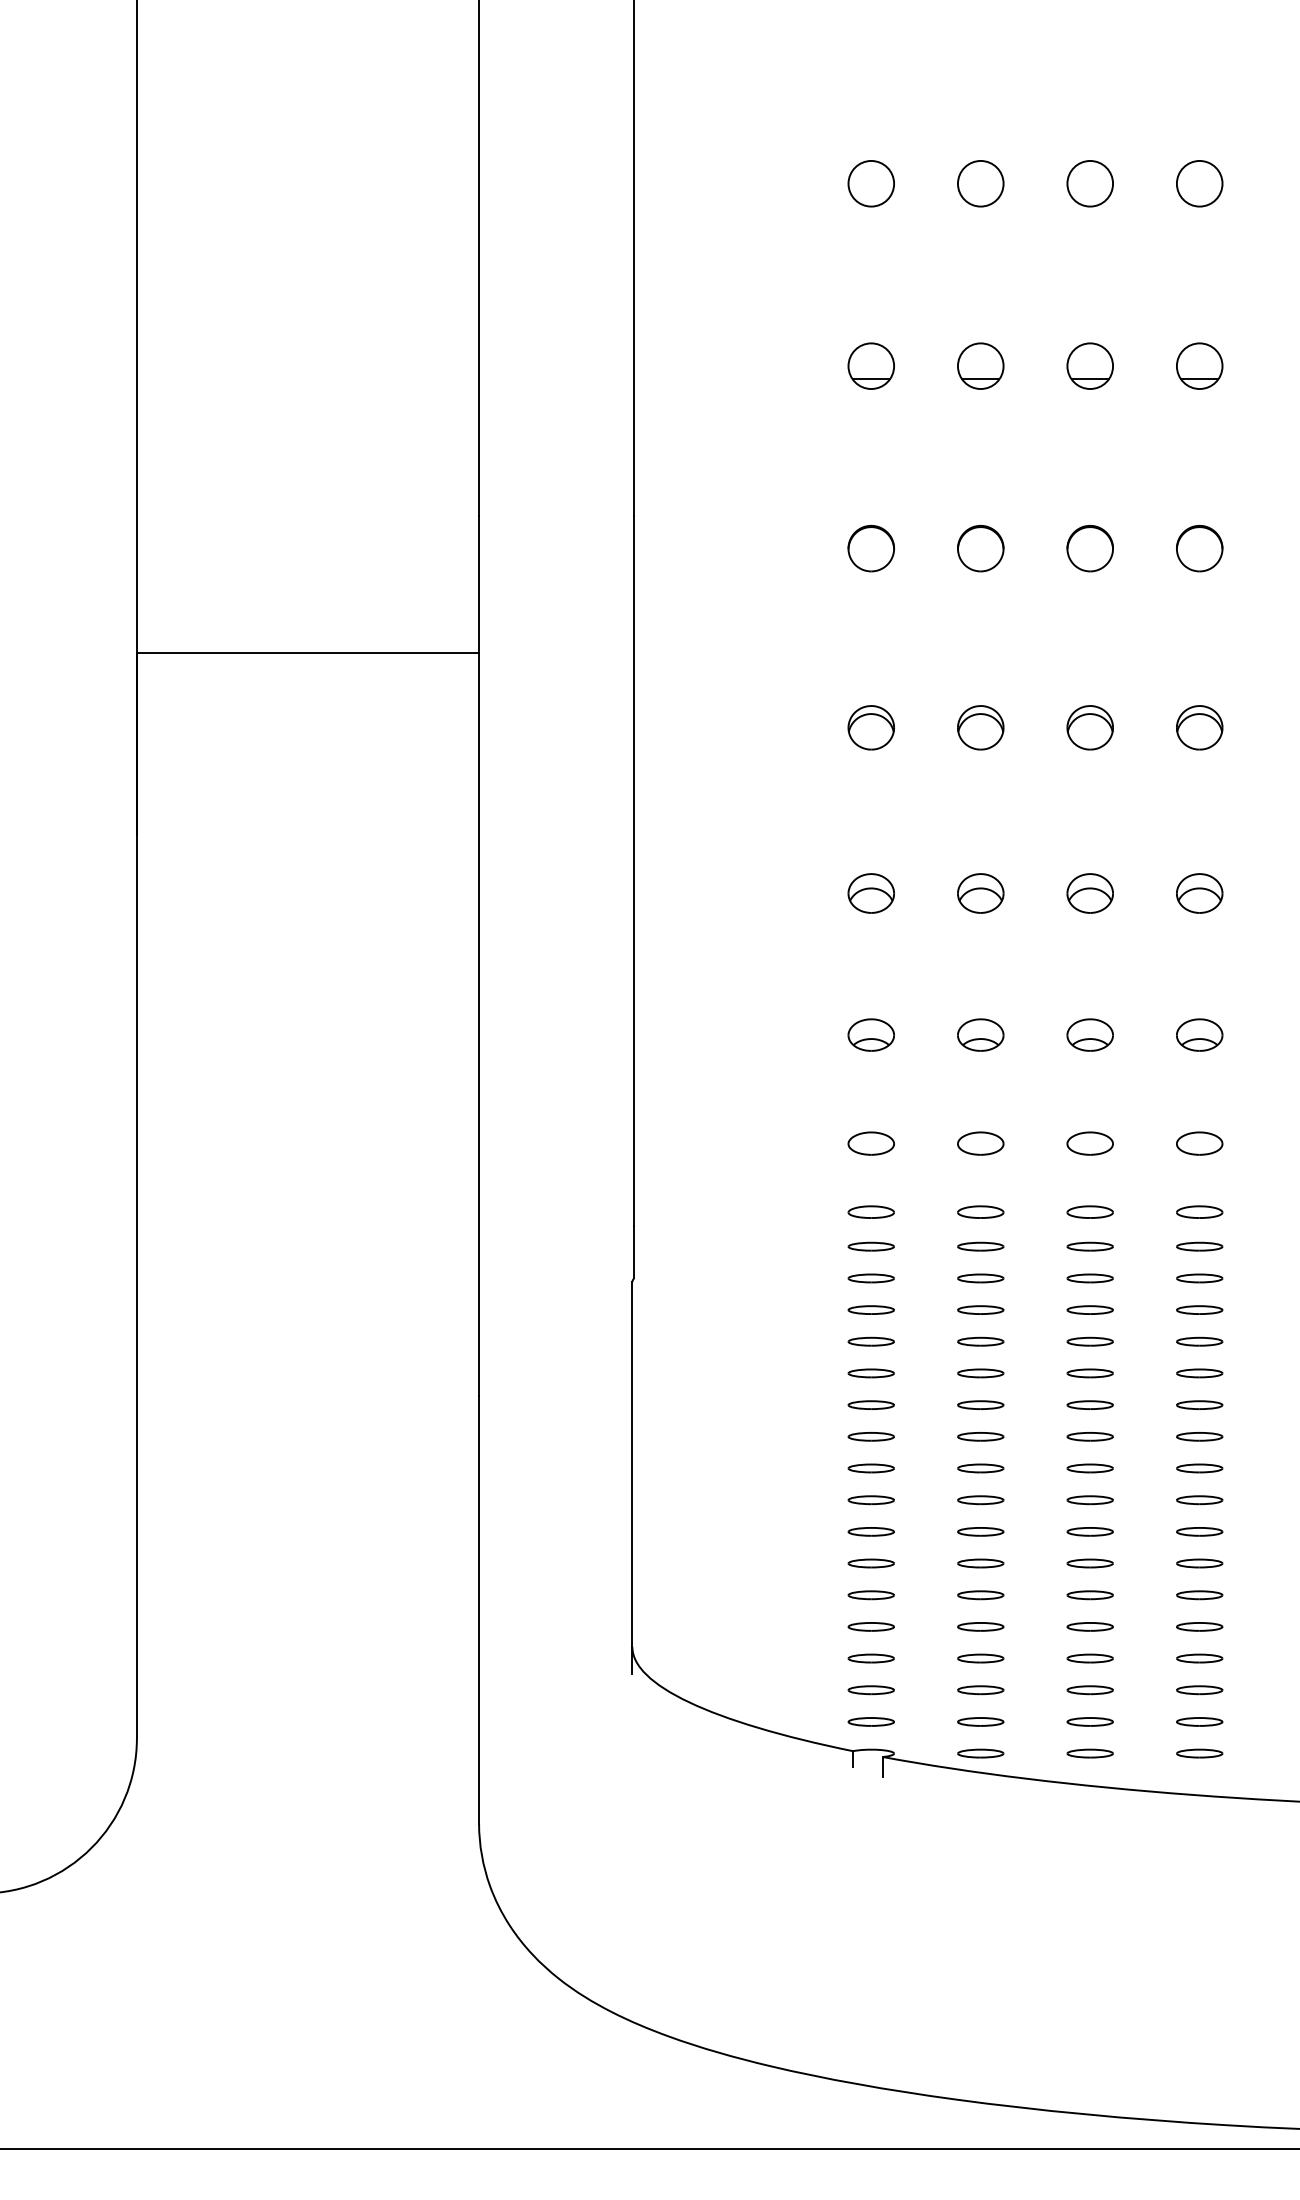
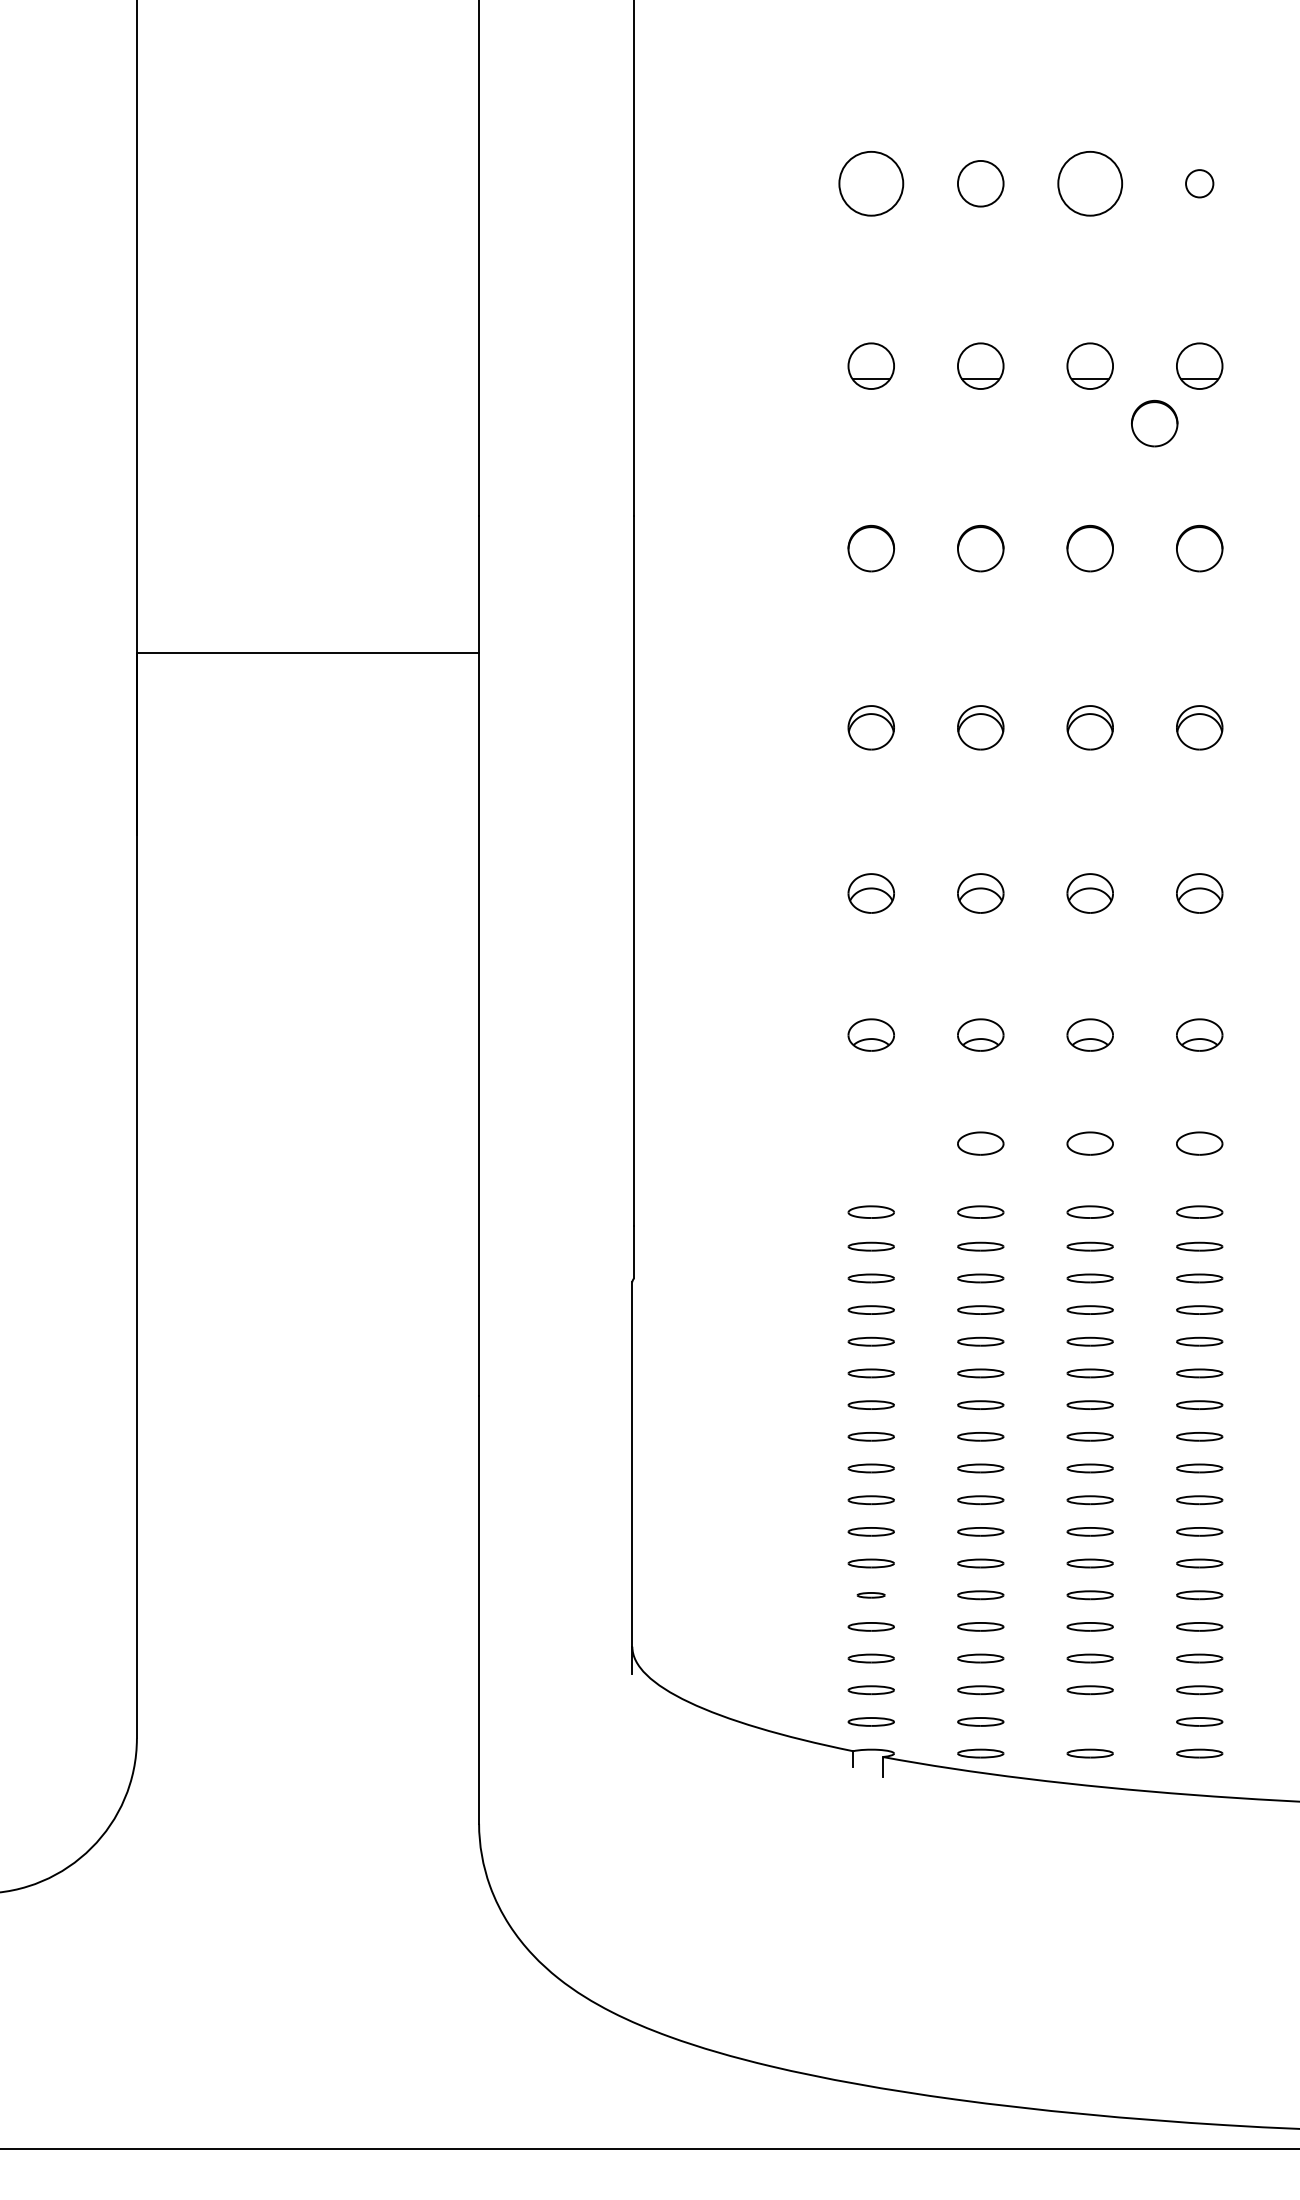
circle diameter: 46 px -> 64 px (871, 183)
circle diameter: 46 px -> 64 px (1090, 183)
circle diameter: 46 px -> 27 px (1199, 183)
part: none -> present (1154, 423)
part: present -> none (870, 1143)
part size: 48x11 px -> 30x7 px (870, 1595)
part: present -> none (1089, 1721)
